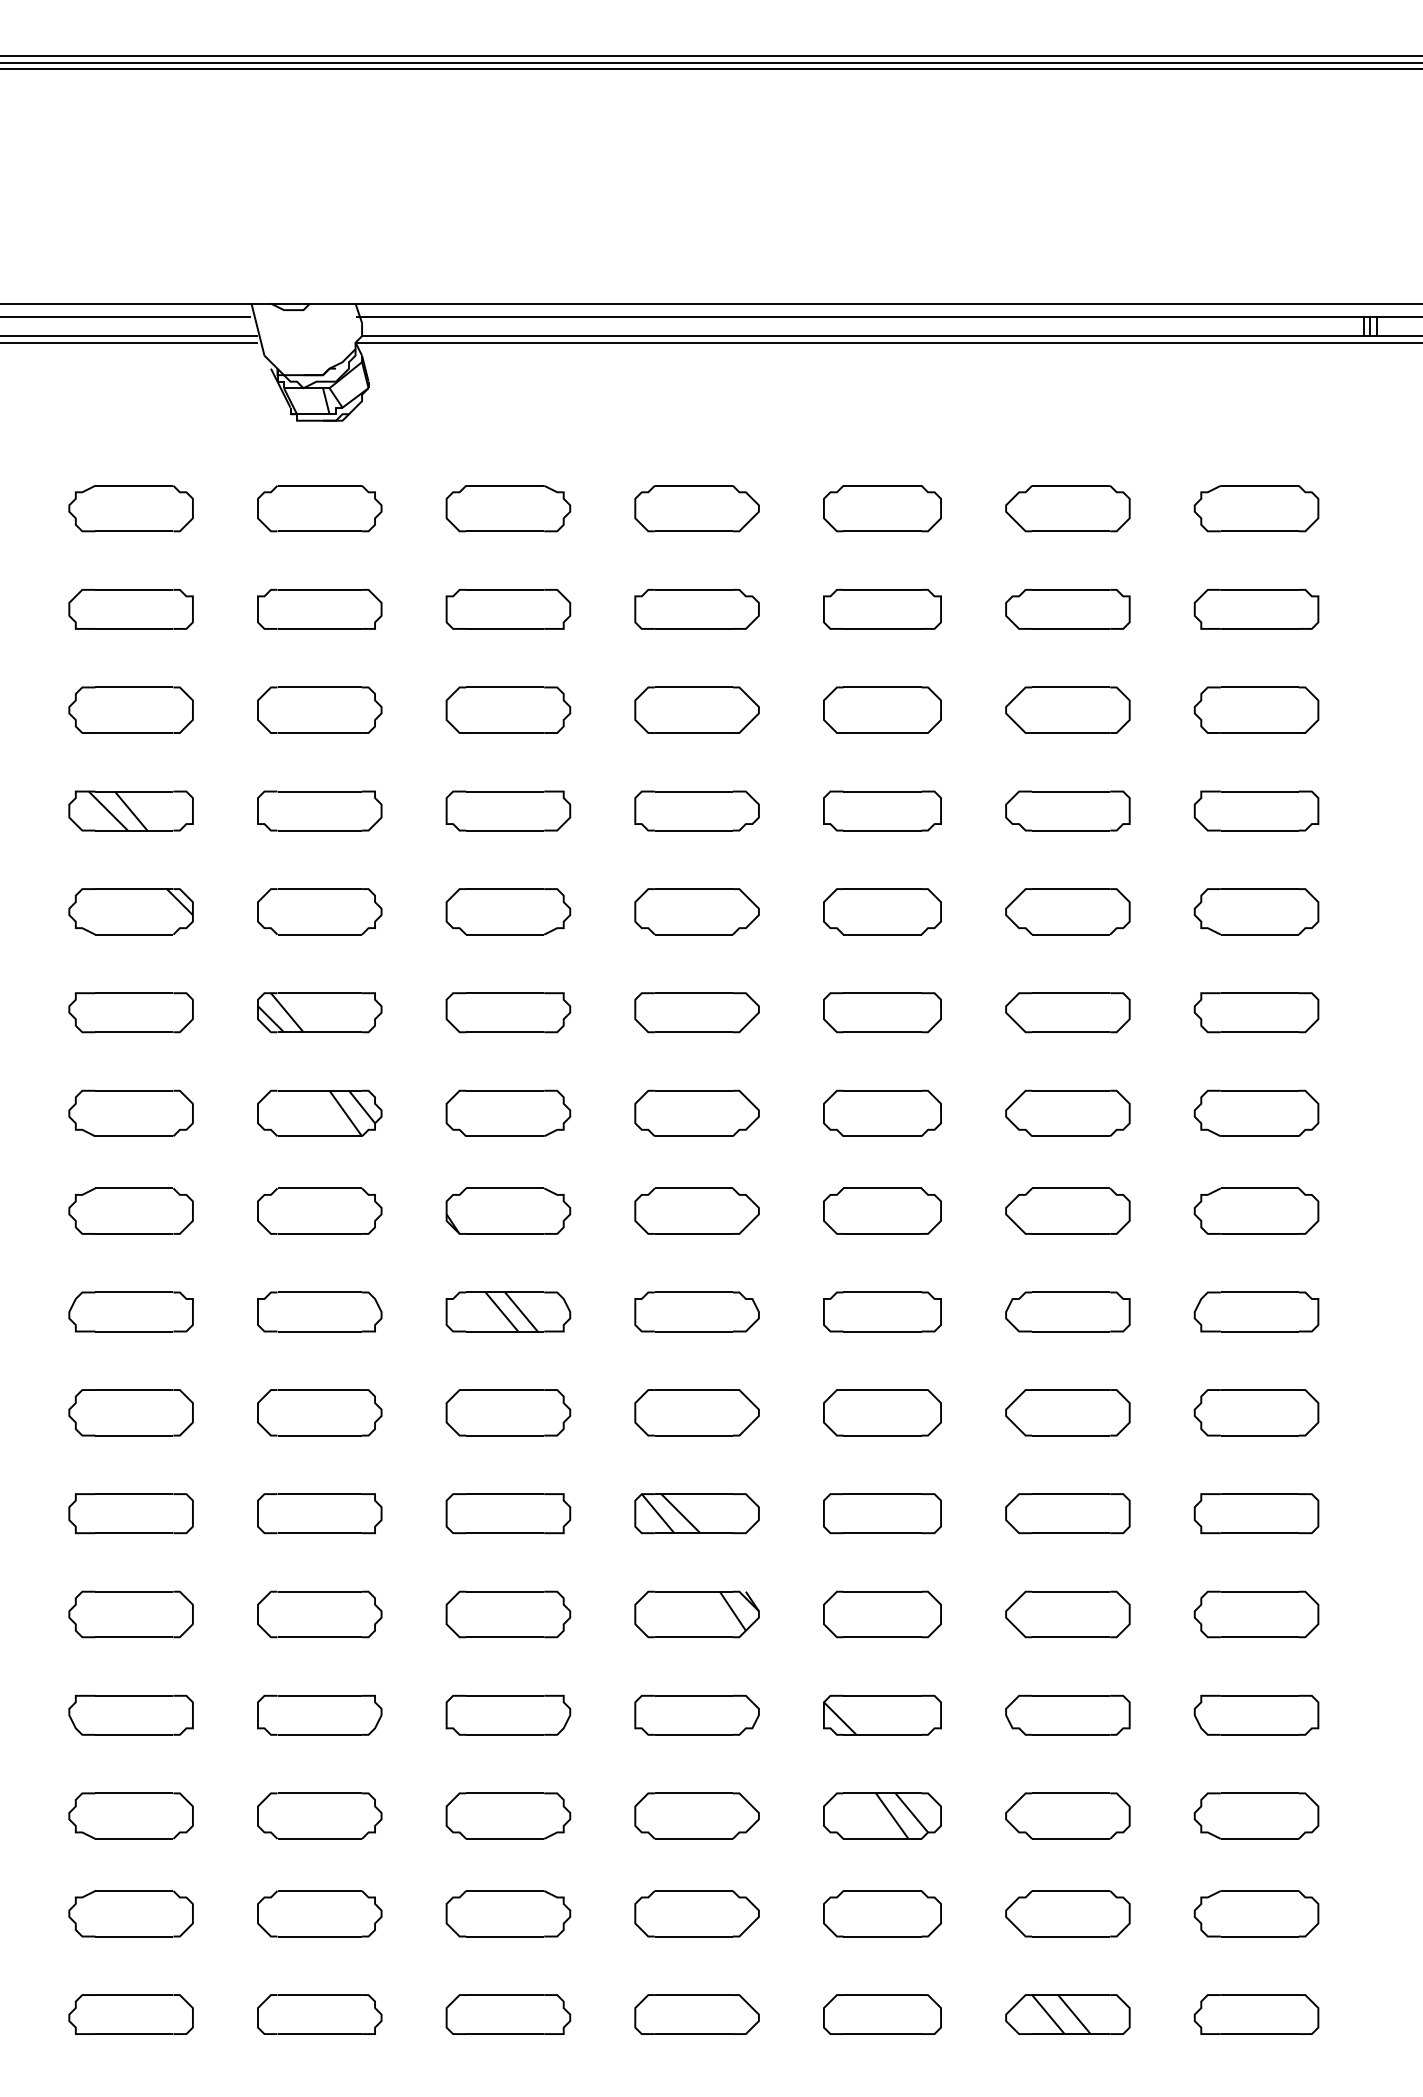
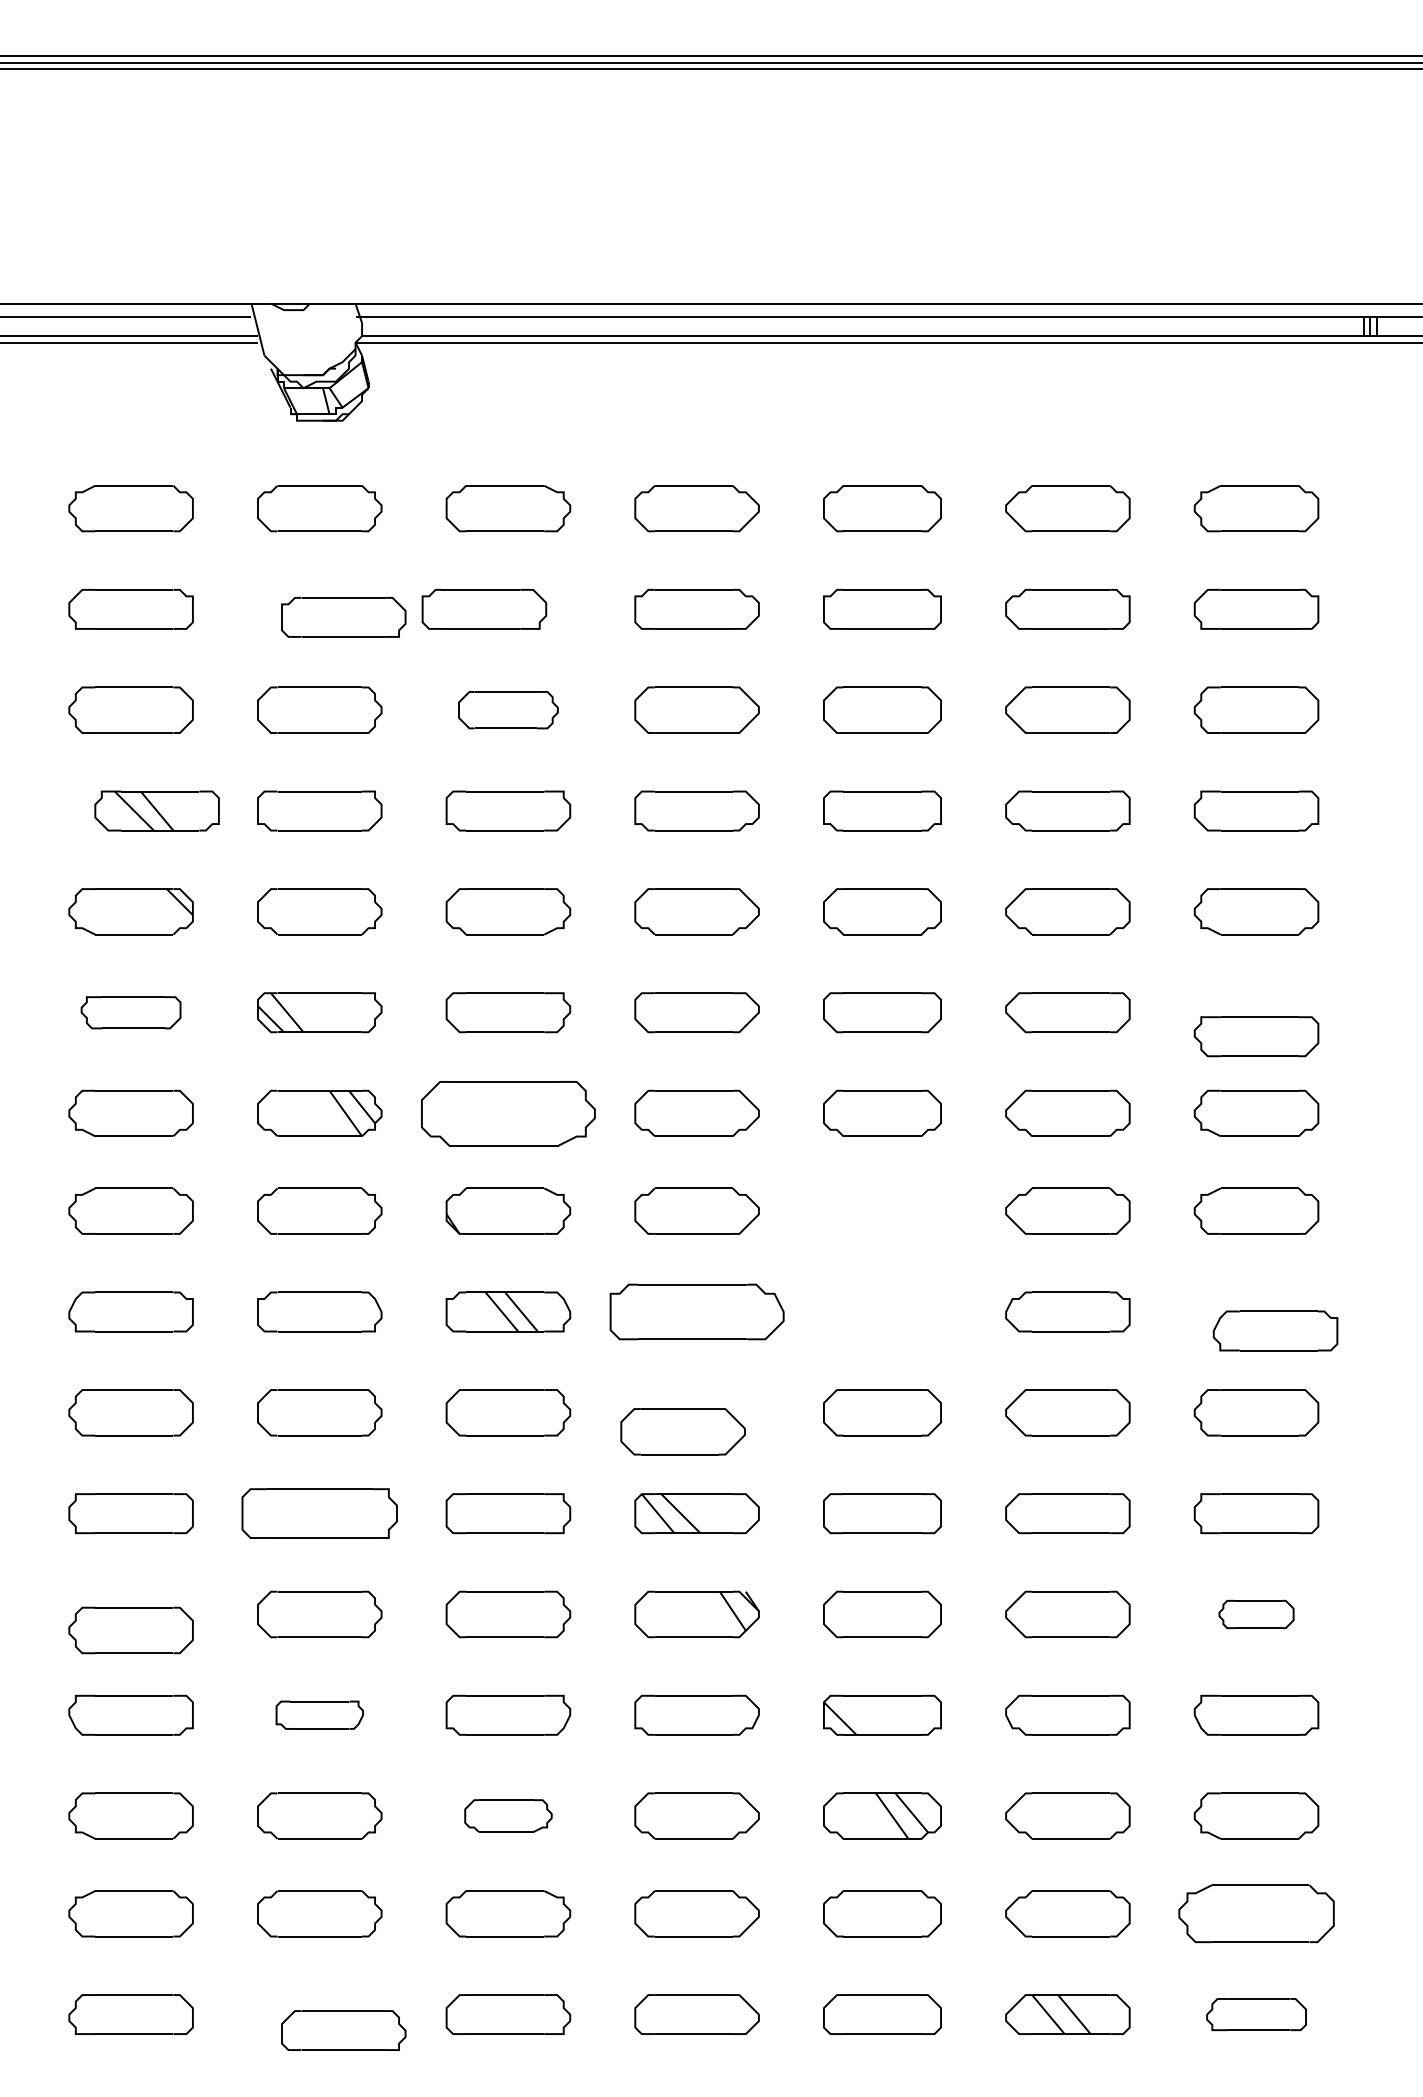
part position: (319, 609) -> (343, 617) (343, 617)
part position: (508, 609) -> (484, 609) (484, 609)
part size: 127x48 px -> 101x39 px (508, 710)
part position: (130, 810) -> (156, 810) (156, 810)
part size: 126x42 px -> 102x34 px (130, 1012)
part position: (1256, 1012) -> (1256, 1036) (1256, 1036)
part size: 127x48 px -> 175x66 px (508, 1113)
part: present -> none (882, 1210)
part size: 126x42 px -> 176x58 px (696, 1311)
part: present -> none (882, 1311)
part position: (1256, 1311) -> (1275, 1330) (1275, 1330)
part position: (696, 1412) -> (682, 1431) (682, 1431)
part size: 126x42 px -> 157x51 px (319, 1513)
part position: (130, 1614) -> (130, 1630) (130, 1630)
part size: 127x49 px -> 77x30 px (1256, 1613)
part size: 126x42 px -> 89x30 px (319, 1714)
part size: 127x48 px -> 89x34 px (508, 1815)
part size: 127x48 px -> 157x60 px (1256, 1913)
part position: (319, 2014) -> (343, 2030) (343, 2030)
part size: 127x41 px -> 101x34 px (1256, 2014)
